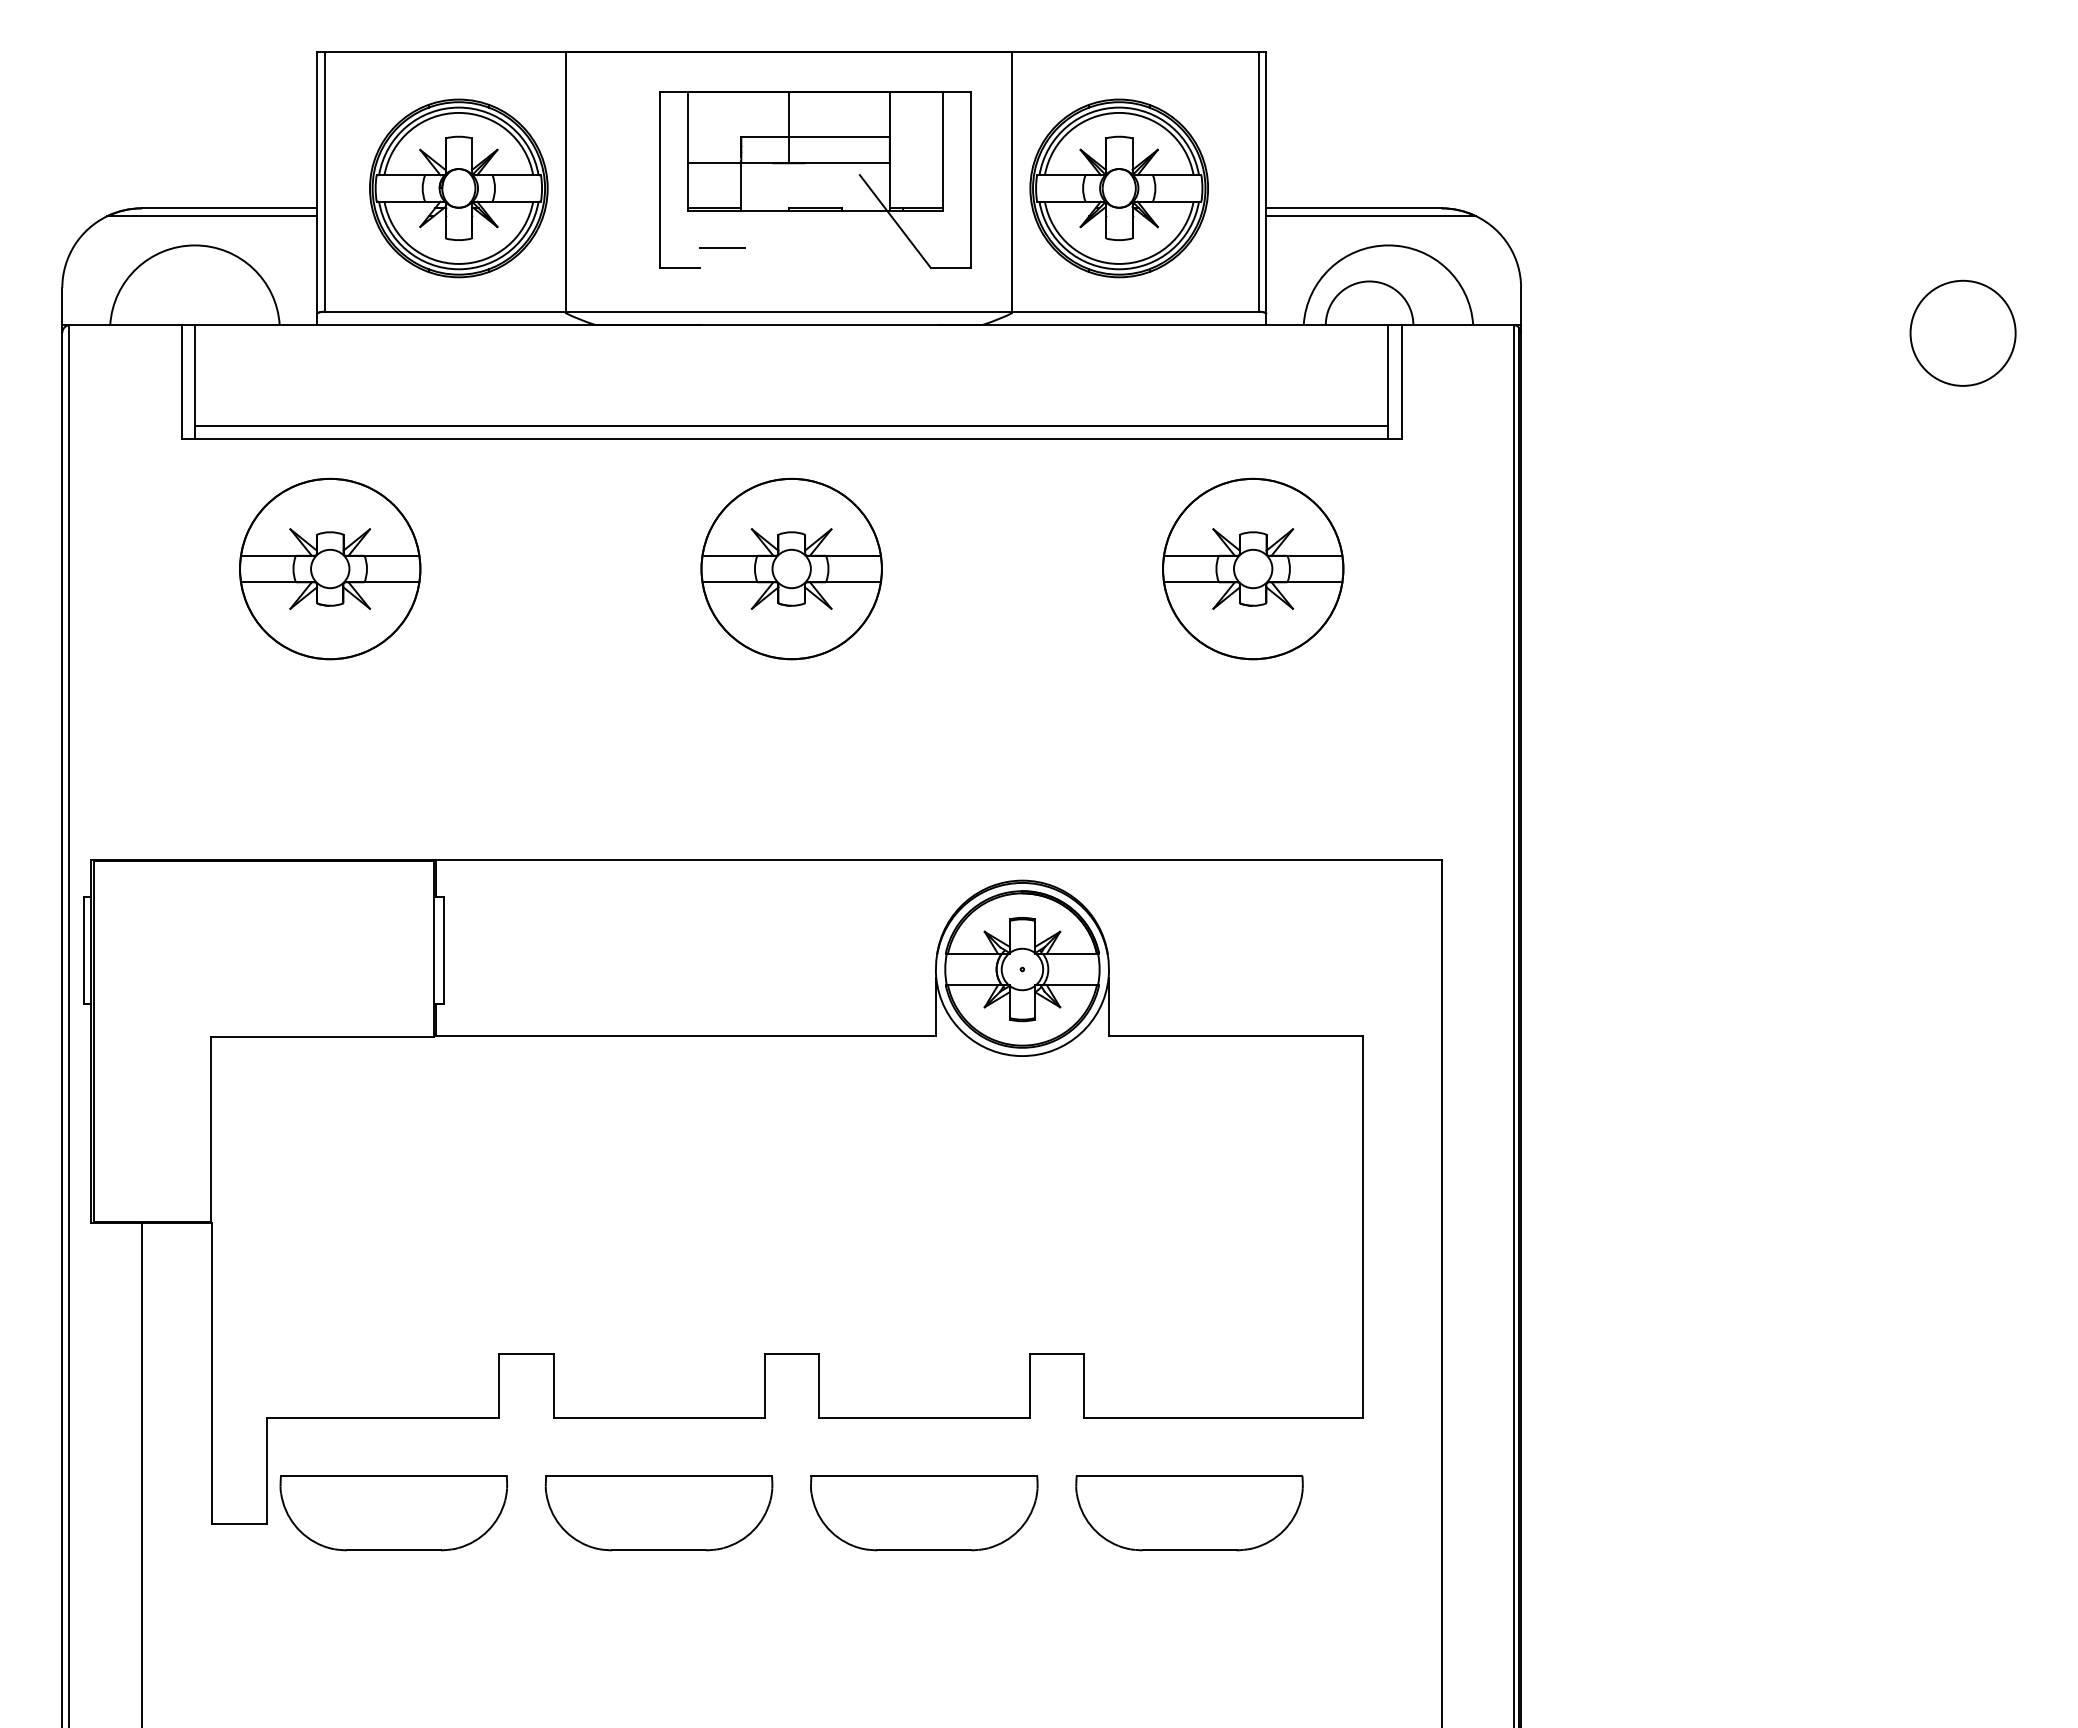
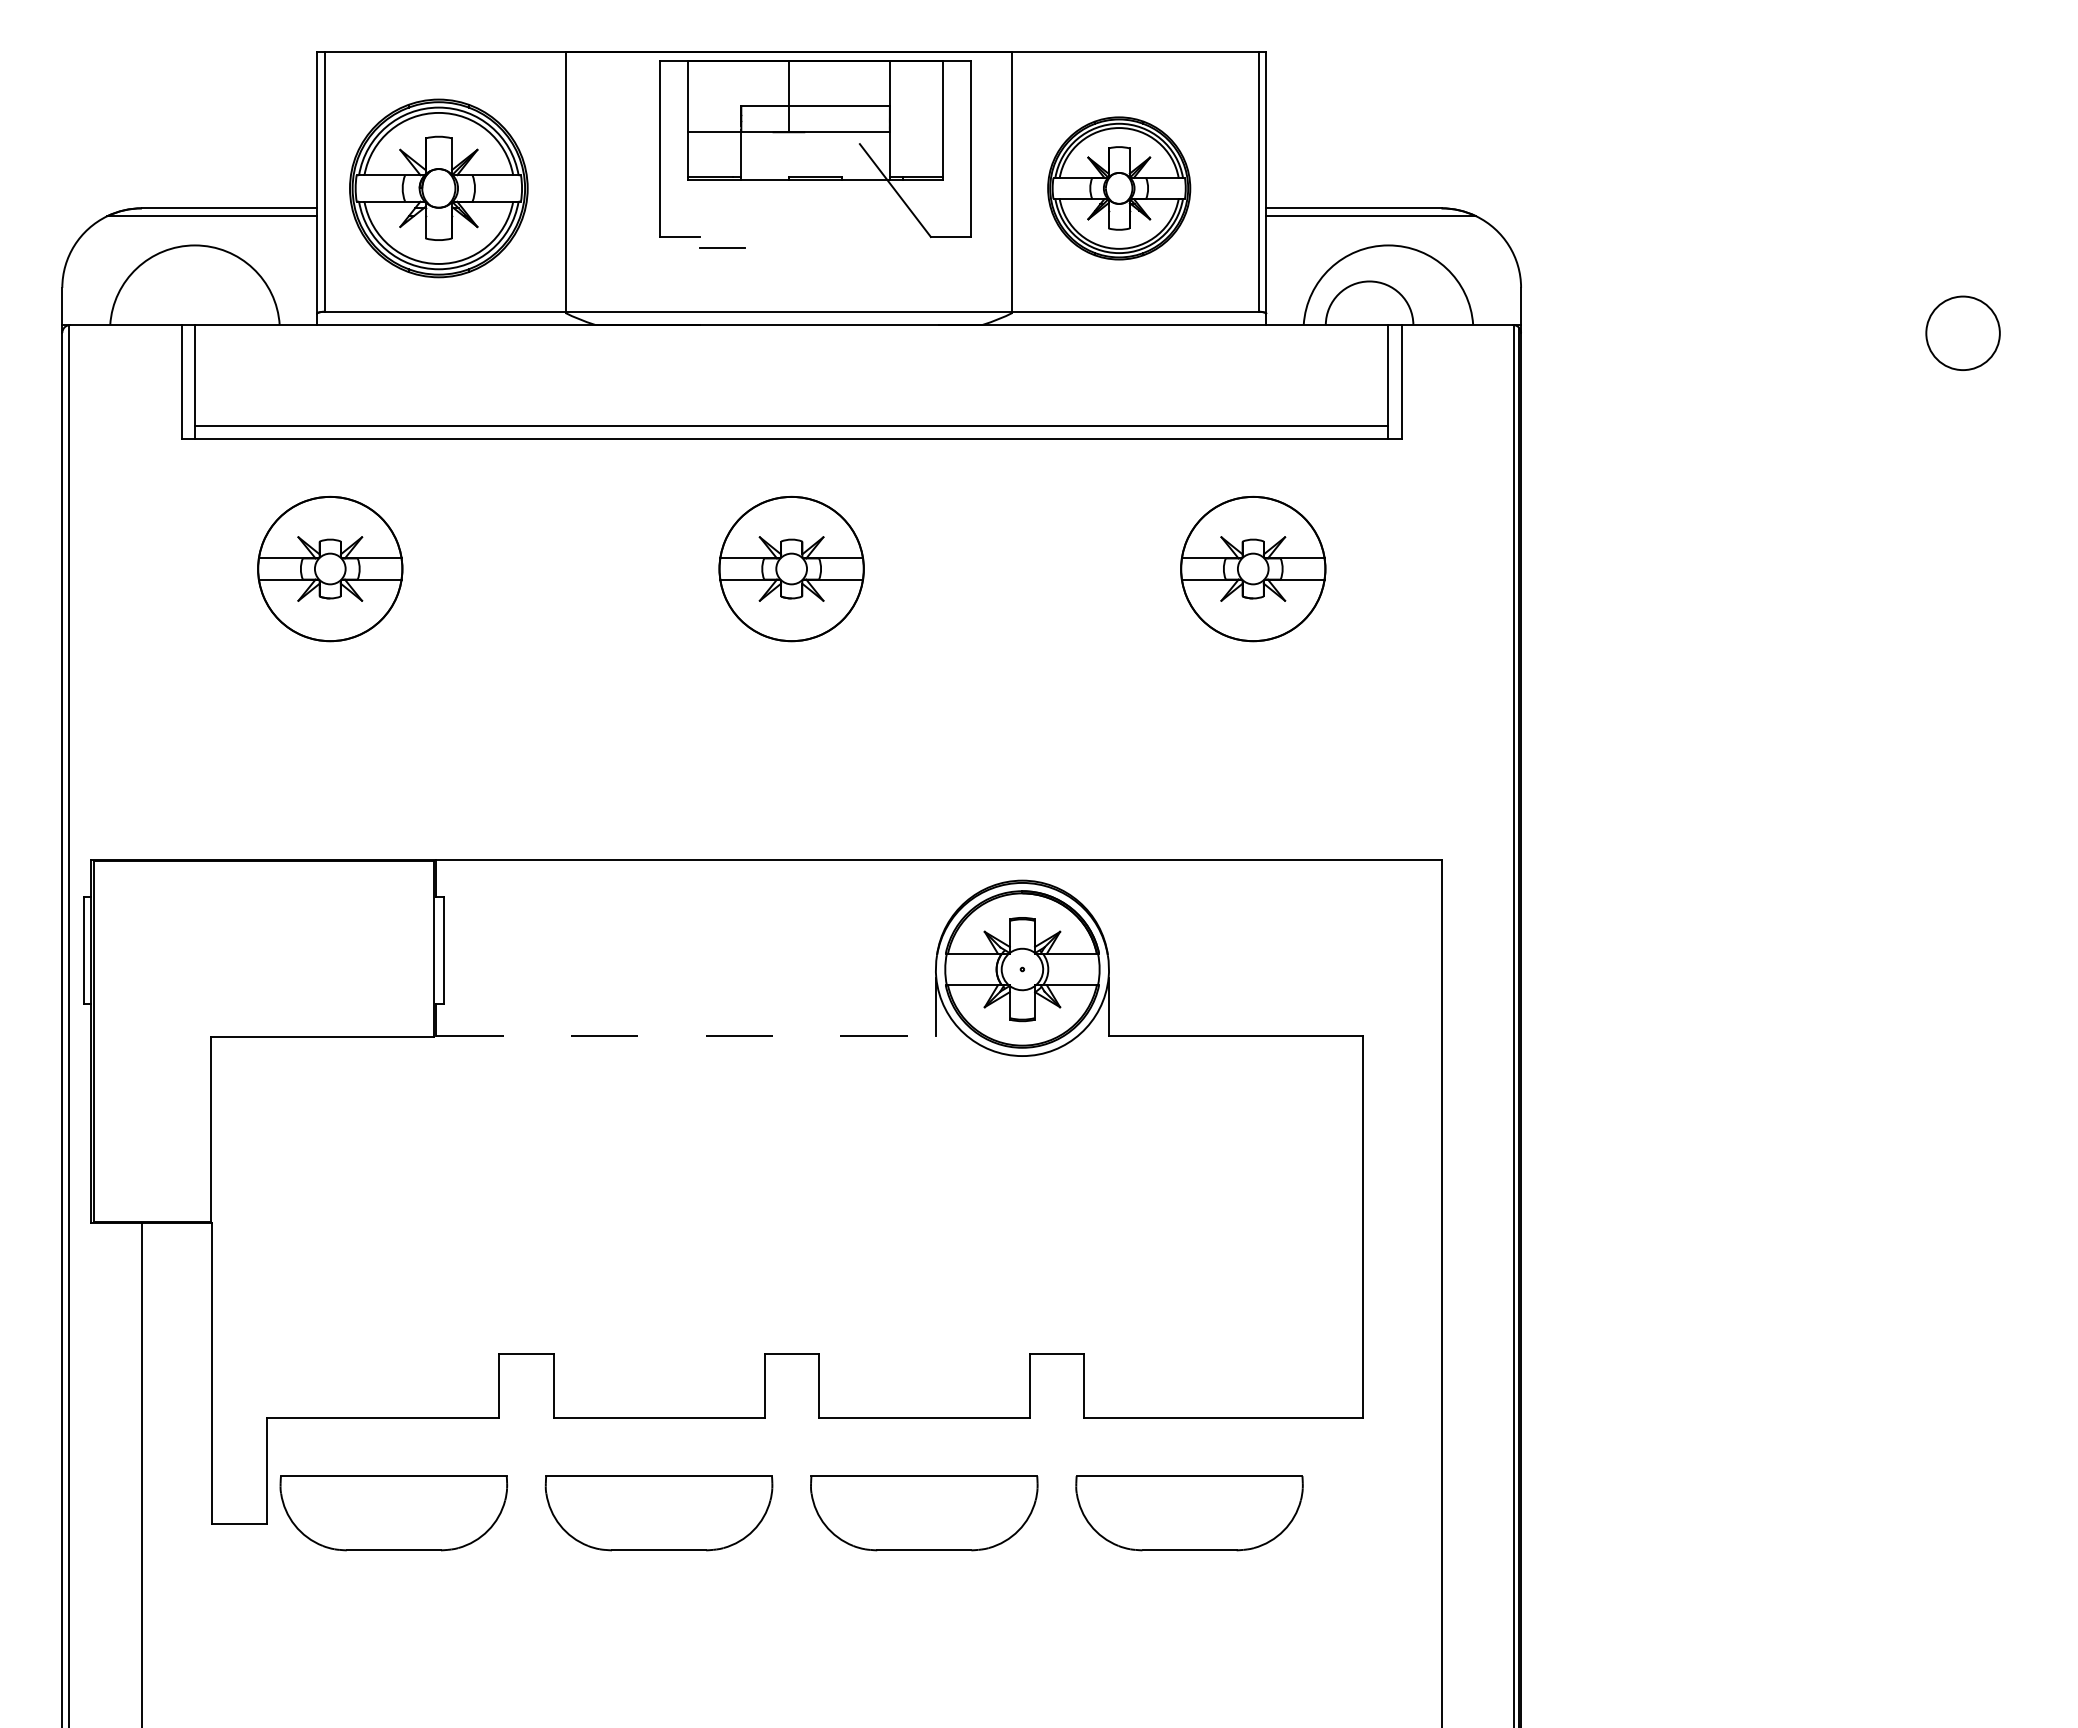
part position: (815, 179) -> (815, 148) (815, 148)
part position: (458, 188) -> (438, 188) (438, 188)
part size: 180x181 px -> 145x145 px (1119, 188)
circle diameter: 105 px -> 74 px (1962, 333)
part size: 183x184 px -> 147x147 px (330, 569)
part size: 183x184 px -> 147x147 px (791, 569)
part size: 183x184 px -> 147x147 px (1253, 569)
line: solid -> dashed (686, 1035)
